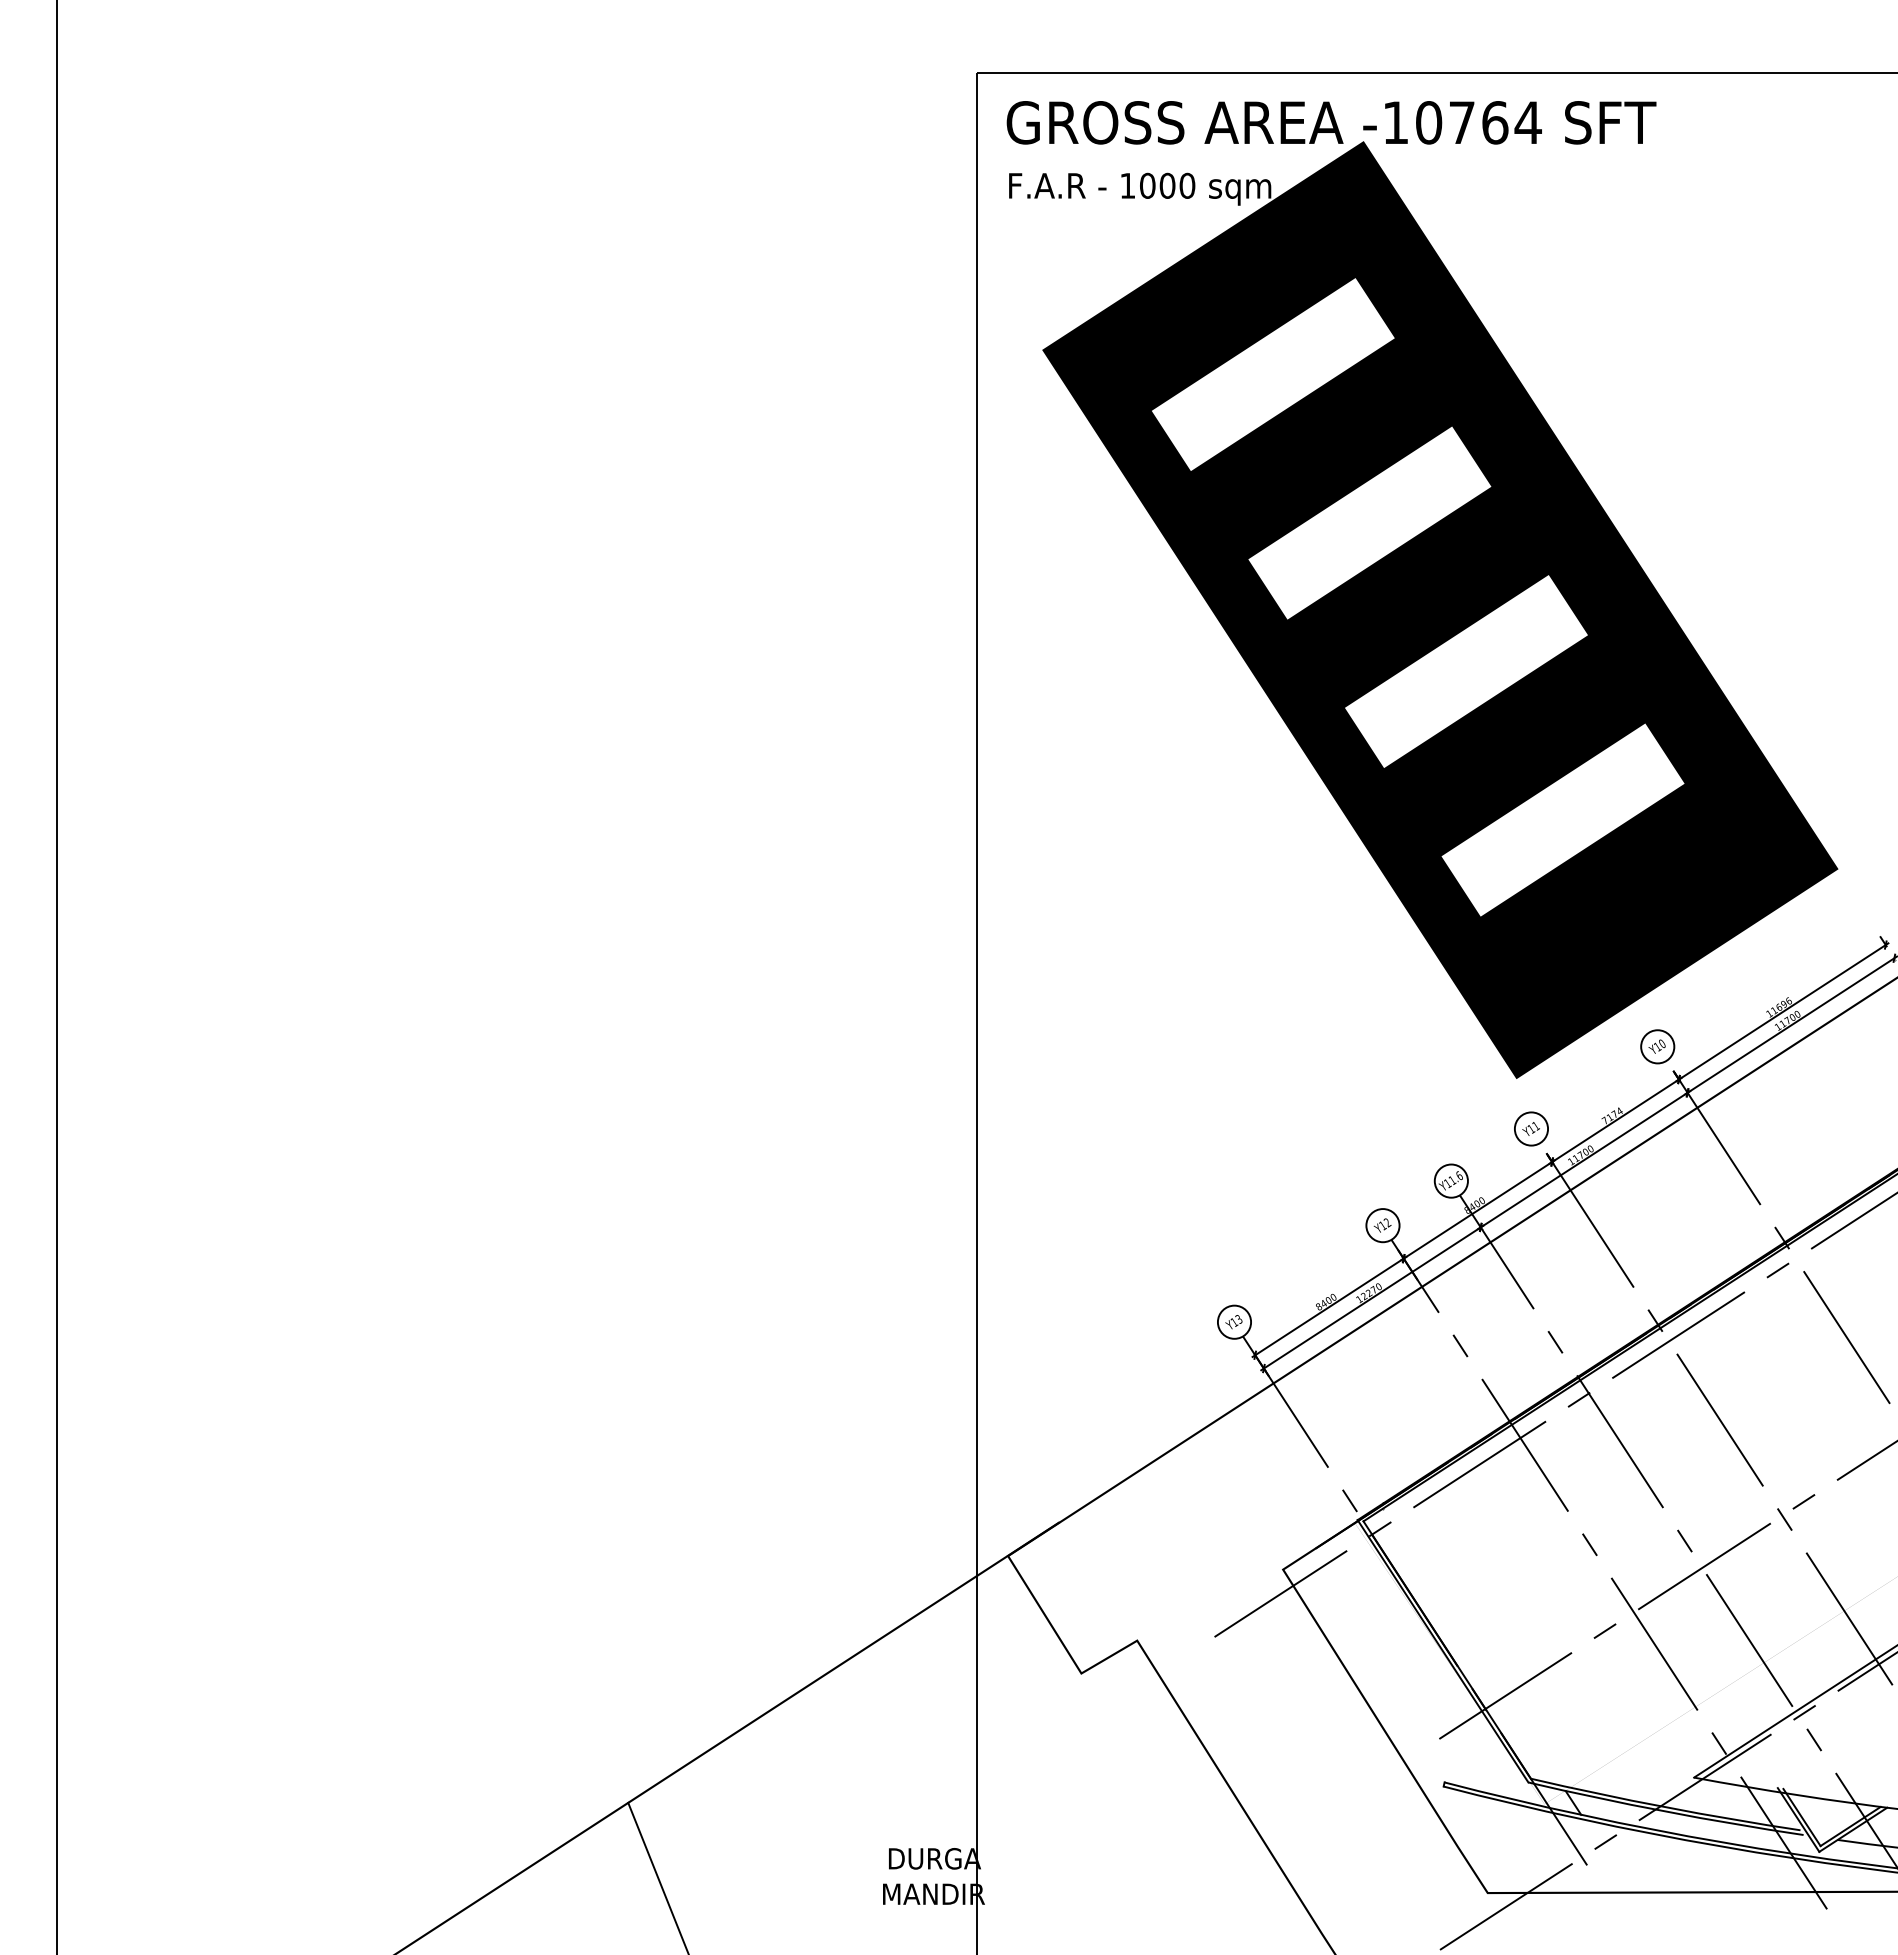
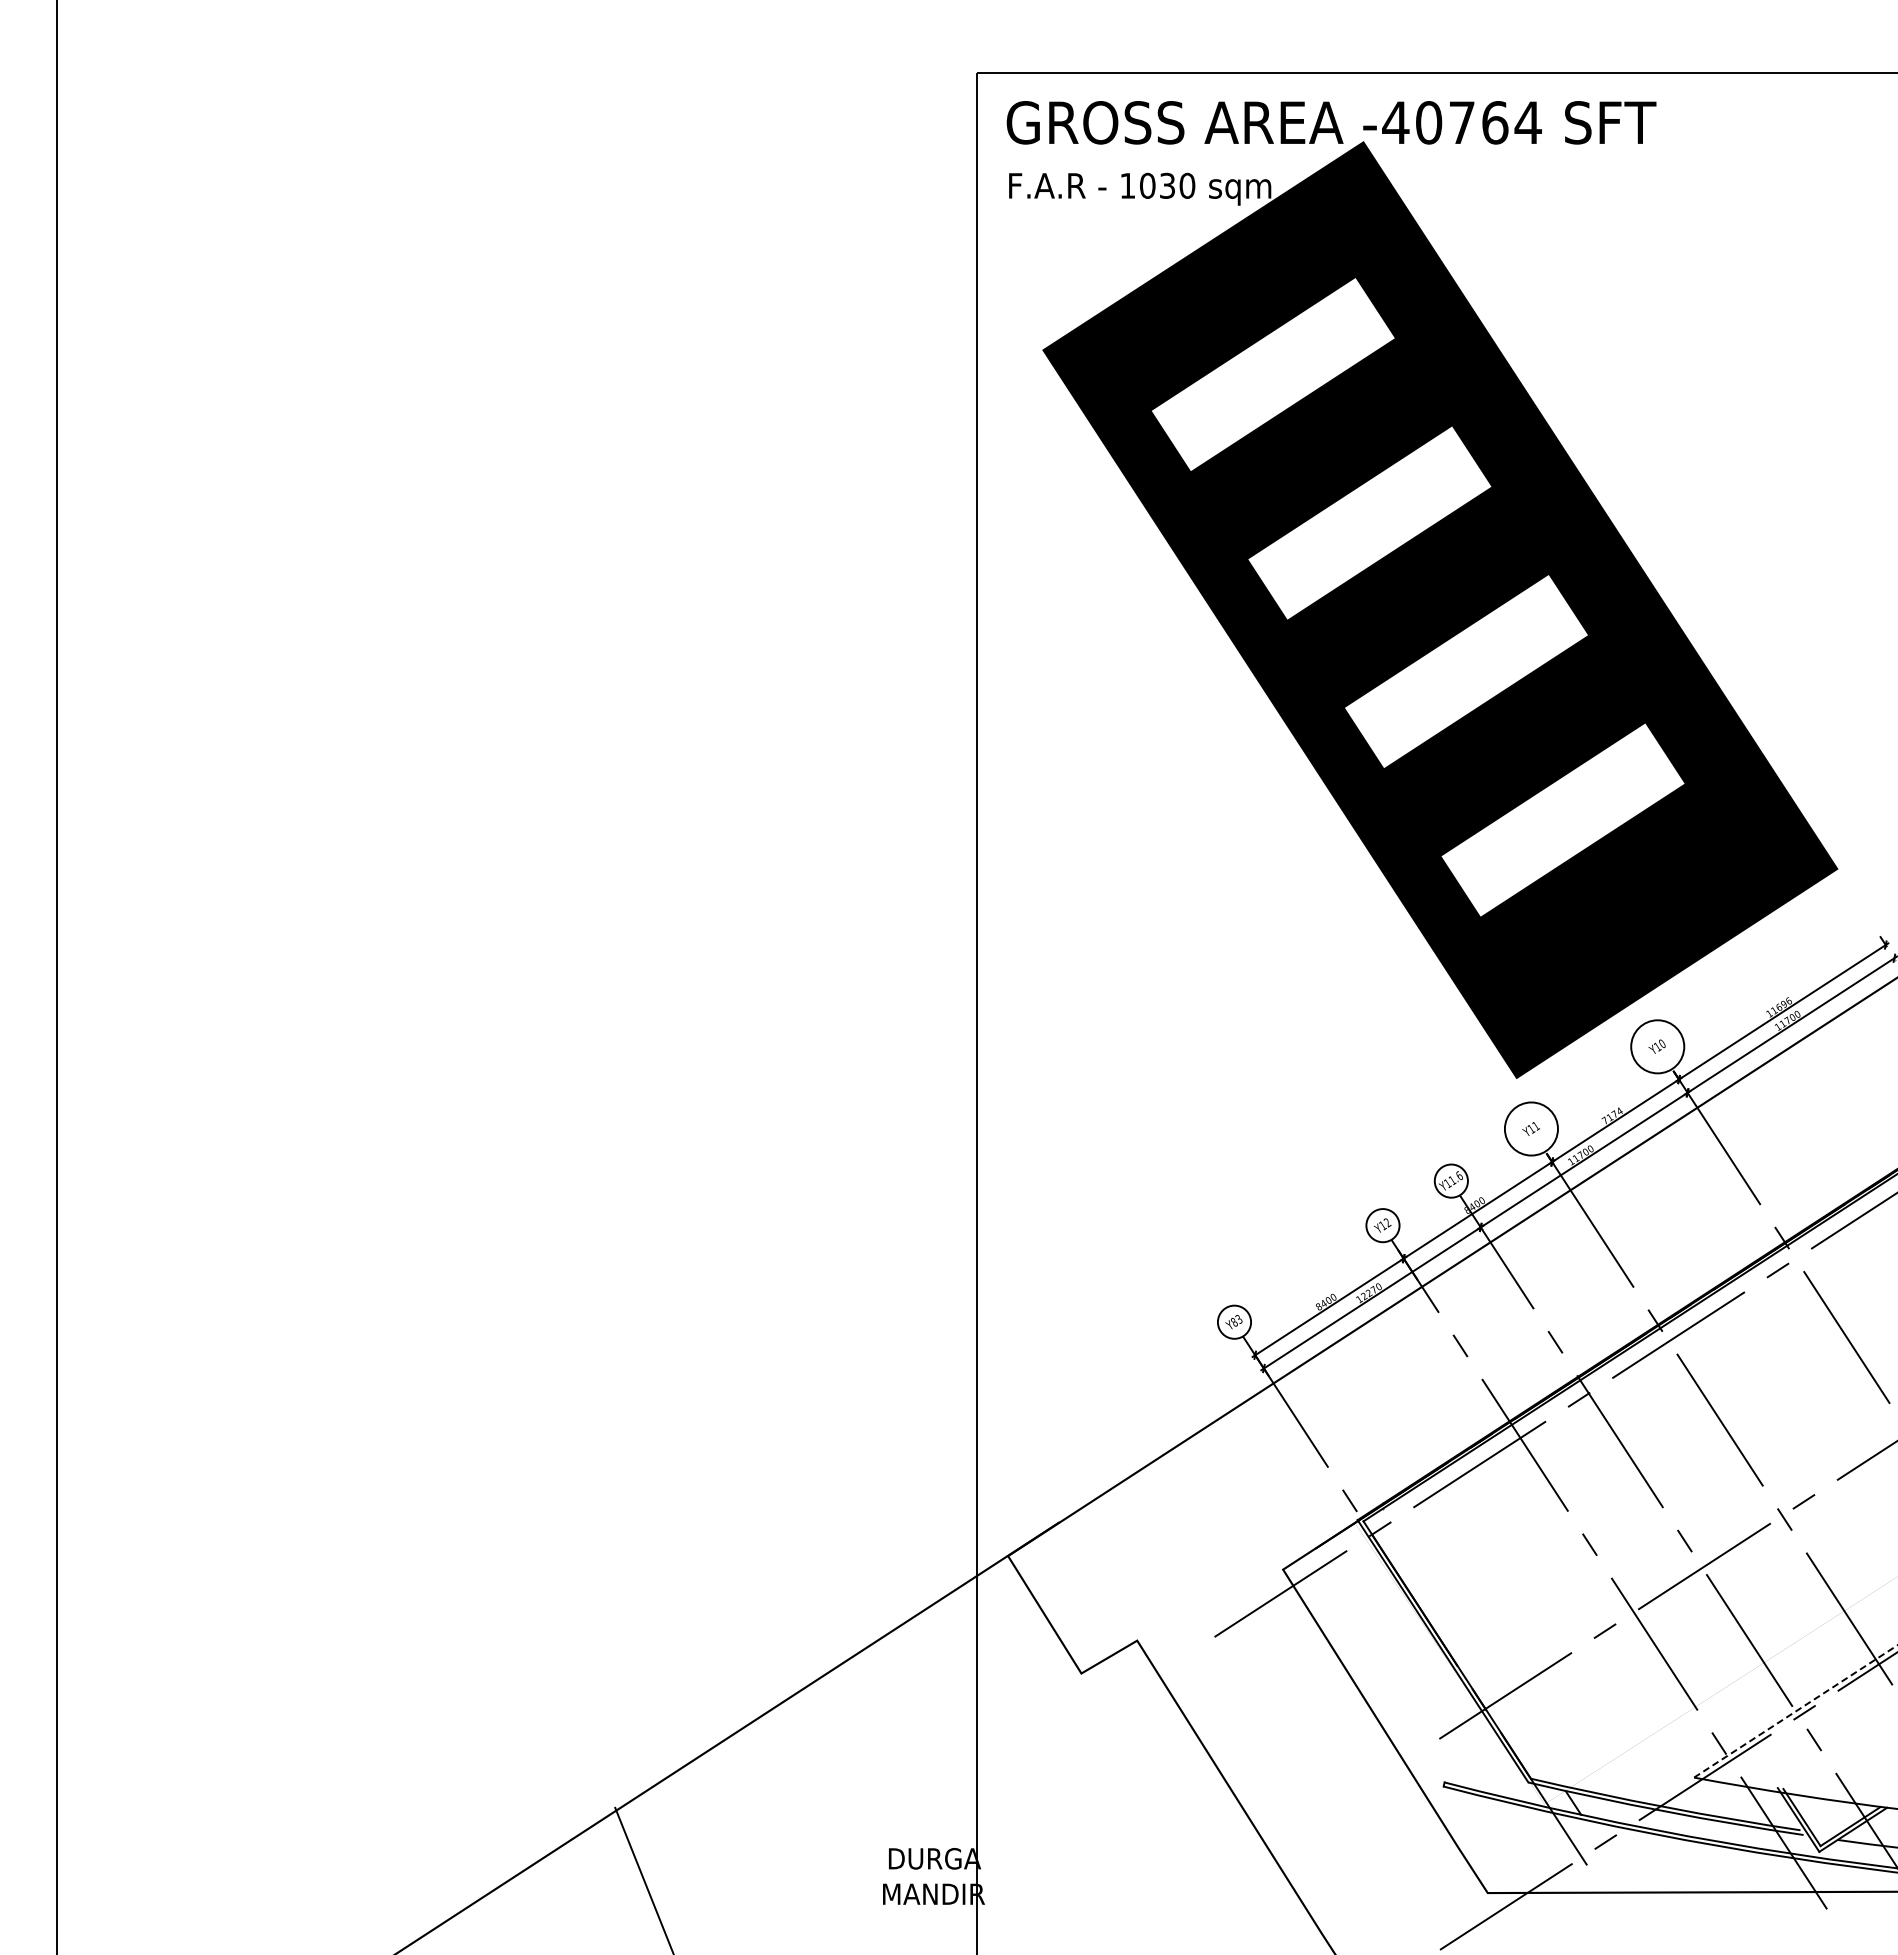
text: -10764 -> -40764 (1395, 122)
text: 1000 -> 1030 (1167, 185)
circle diameter: 33 px -> 53 px (1657, 1046)
circle diameter: 33 px -> 53 px (1530, 1128)
text: Y13 -> Y83 (1234, 1322)
line: solid -> dashed (1796, 1711)
line position: (657, 1876) -> (643, 1879) (643, 1879)
